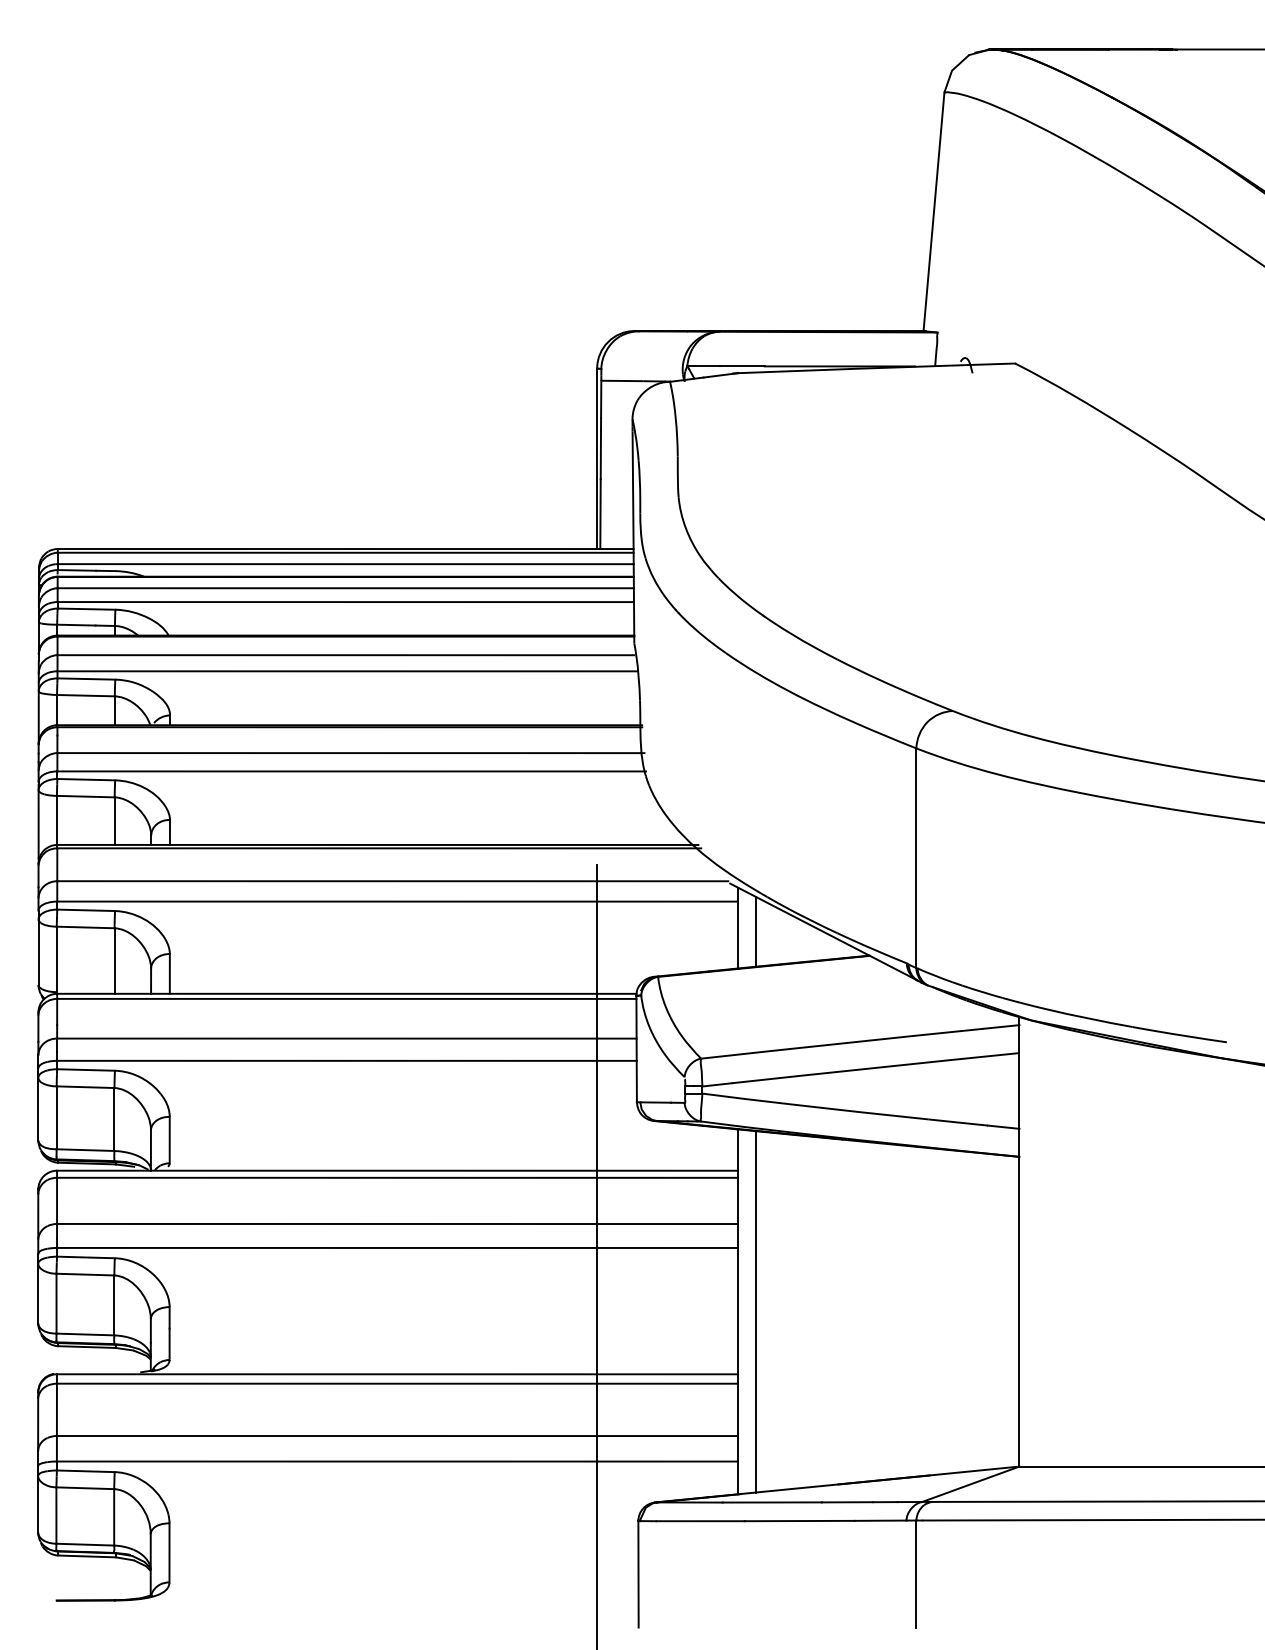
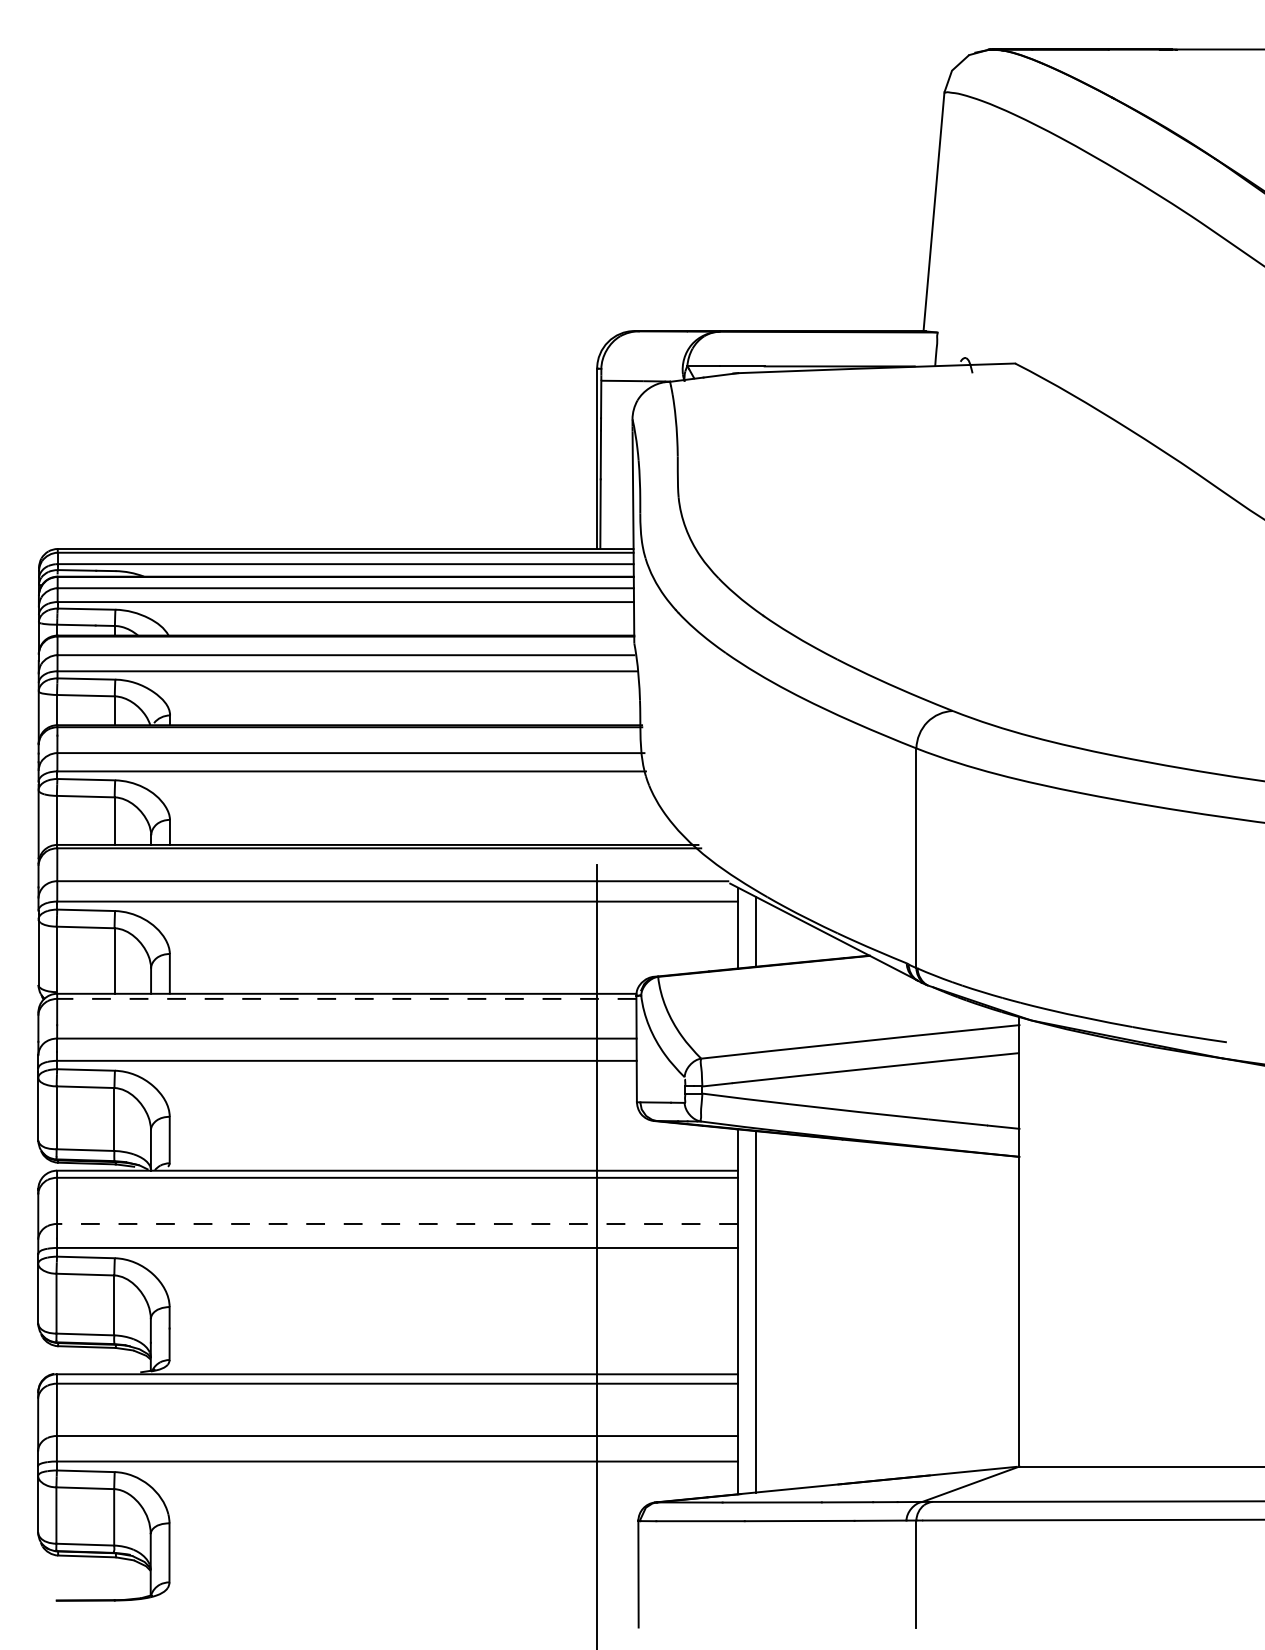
line: solid -> dashed (346, 998)
line: solid -> dashed (396, 1223)
